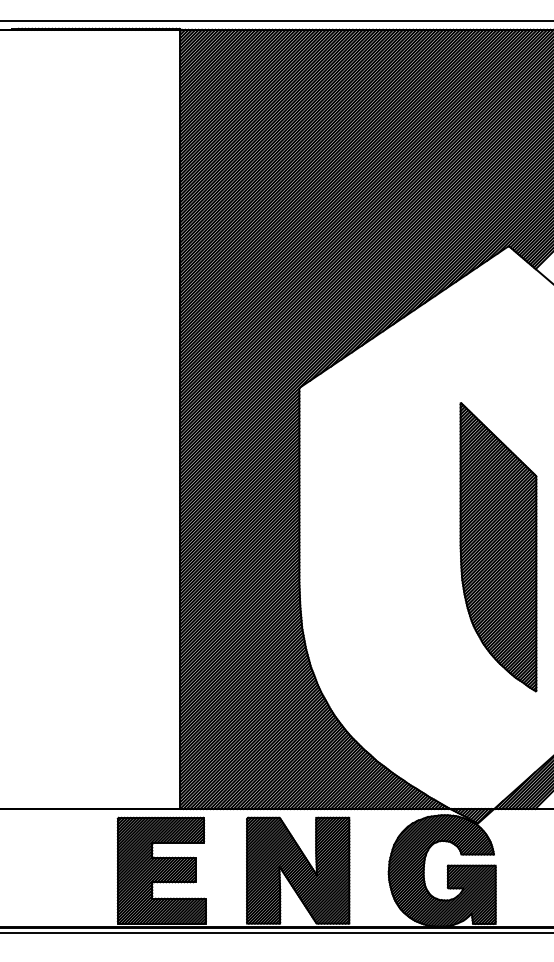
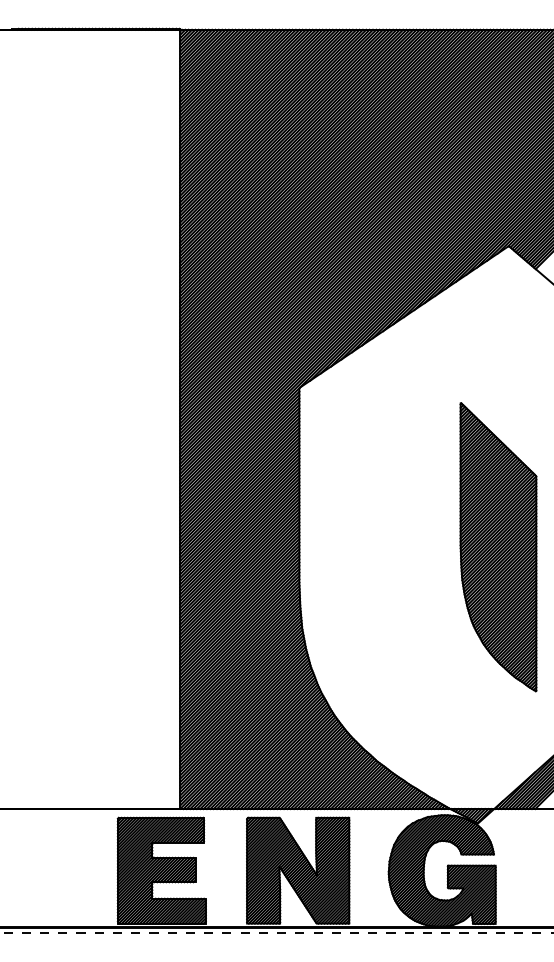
line: present -> none (276, 21)
line: solid -> dashed (277, 933)
